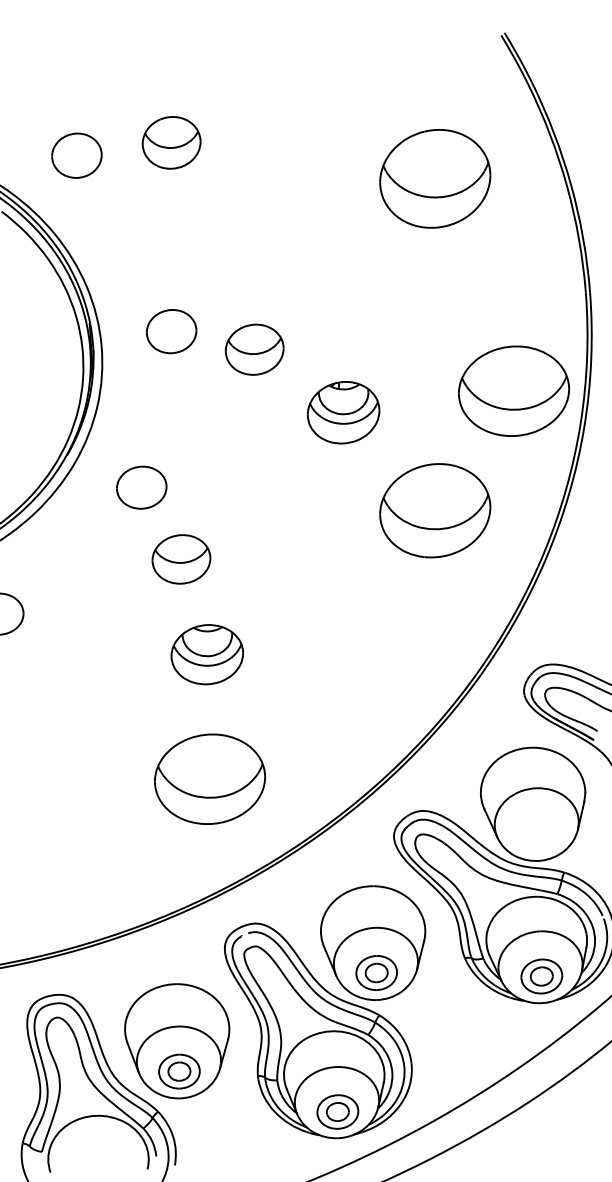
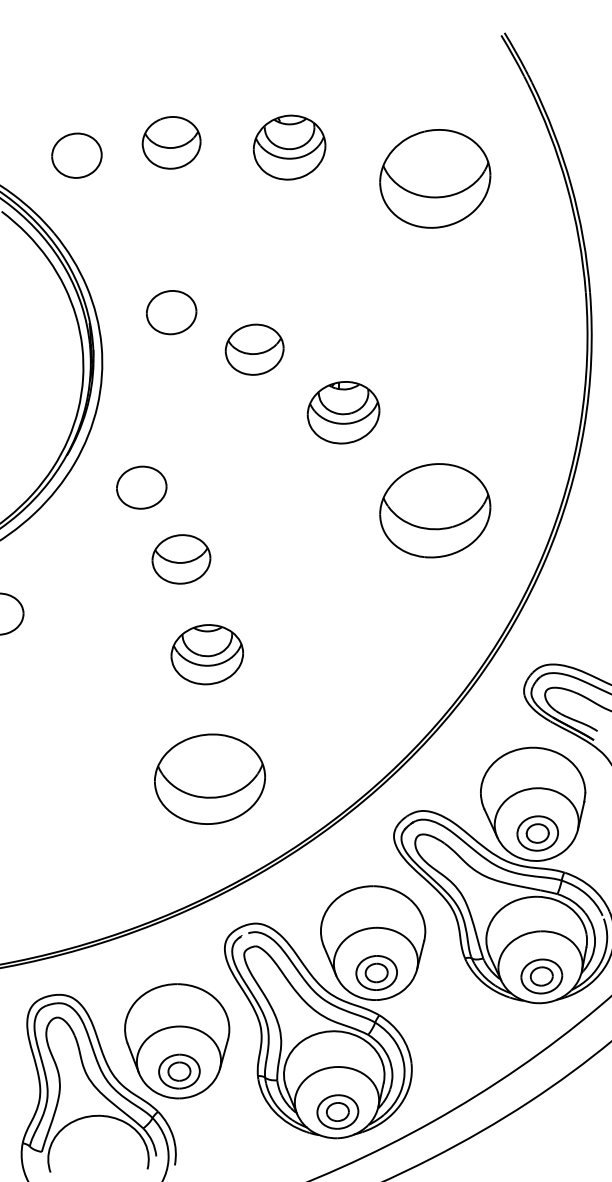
part: none -> present (289, 147)
part position: (171, 331) -> (171, 312) (171, 312)
part: present -> none (513, 390)
part: none -> present (537, 833)
